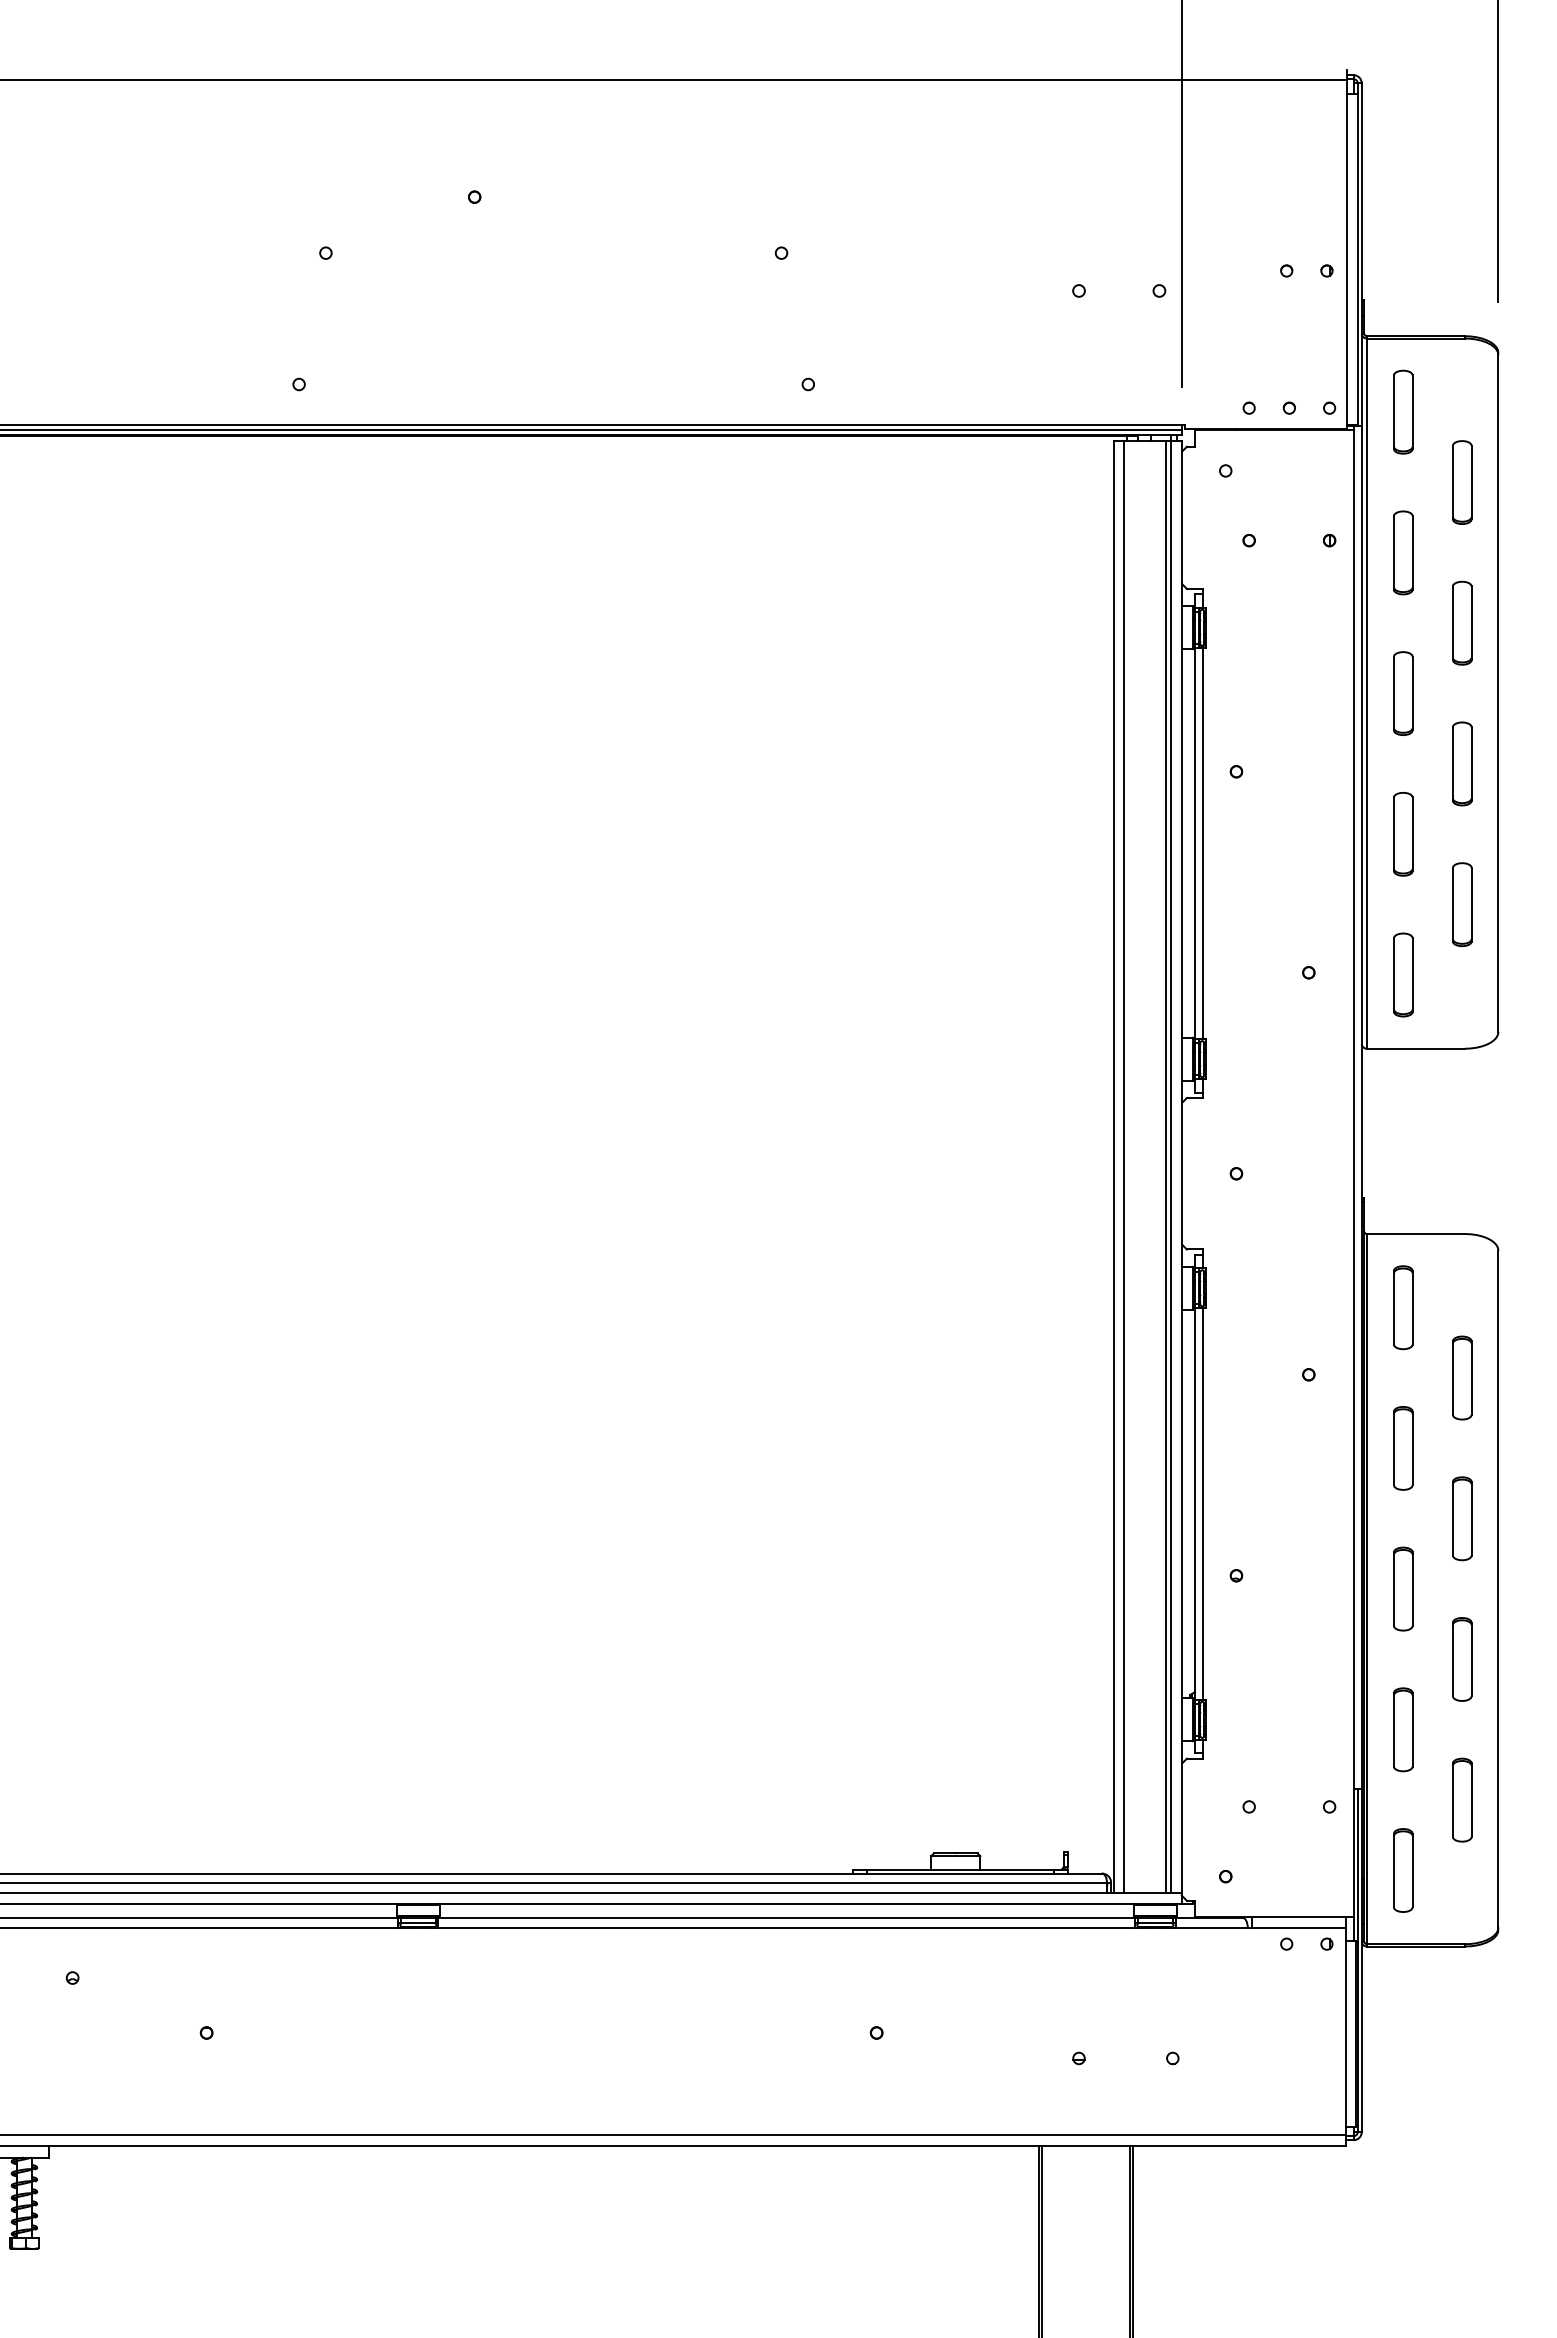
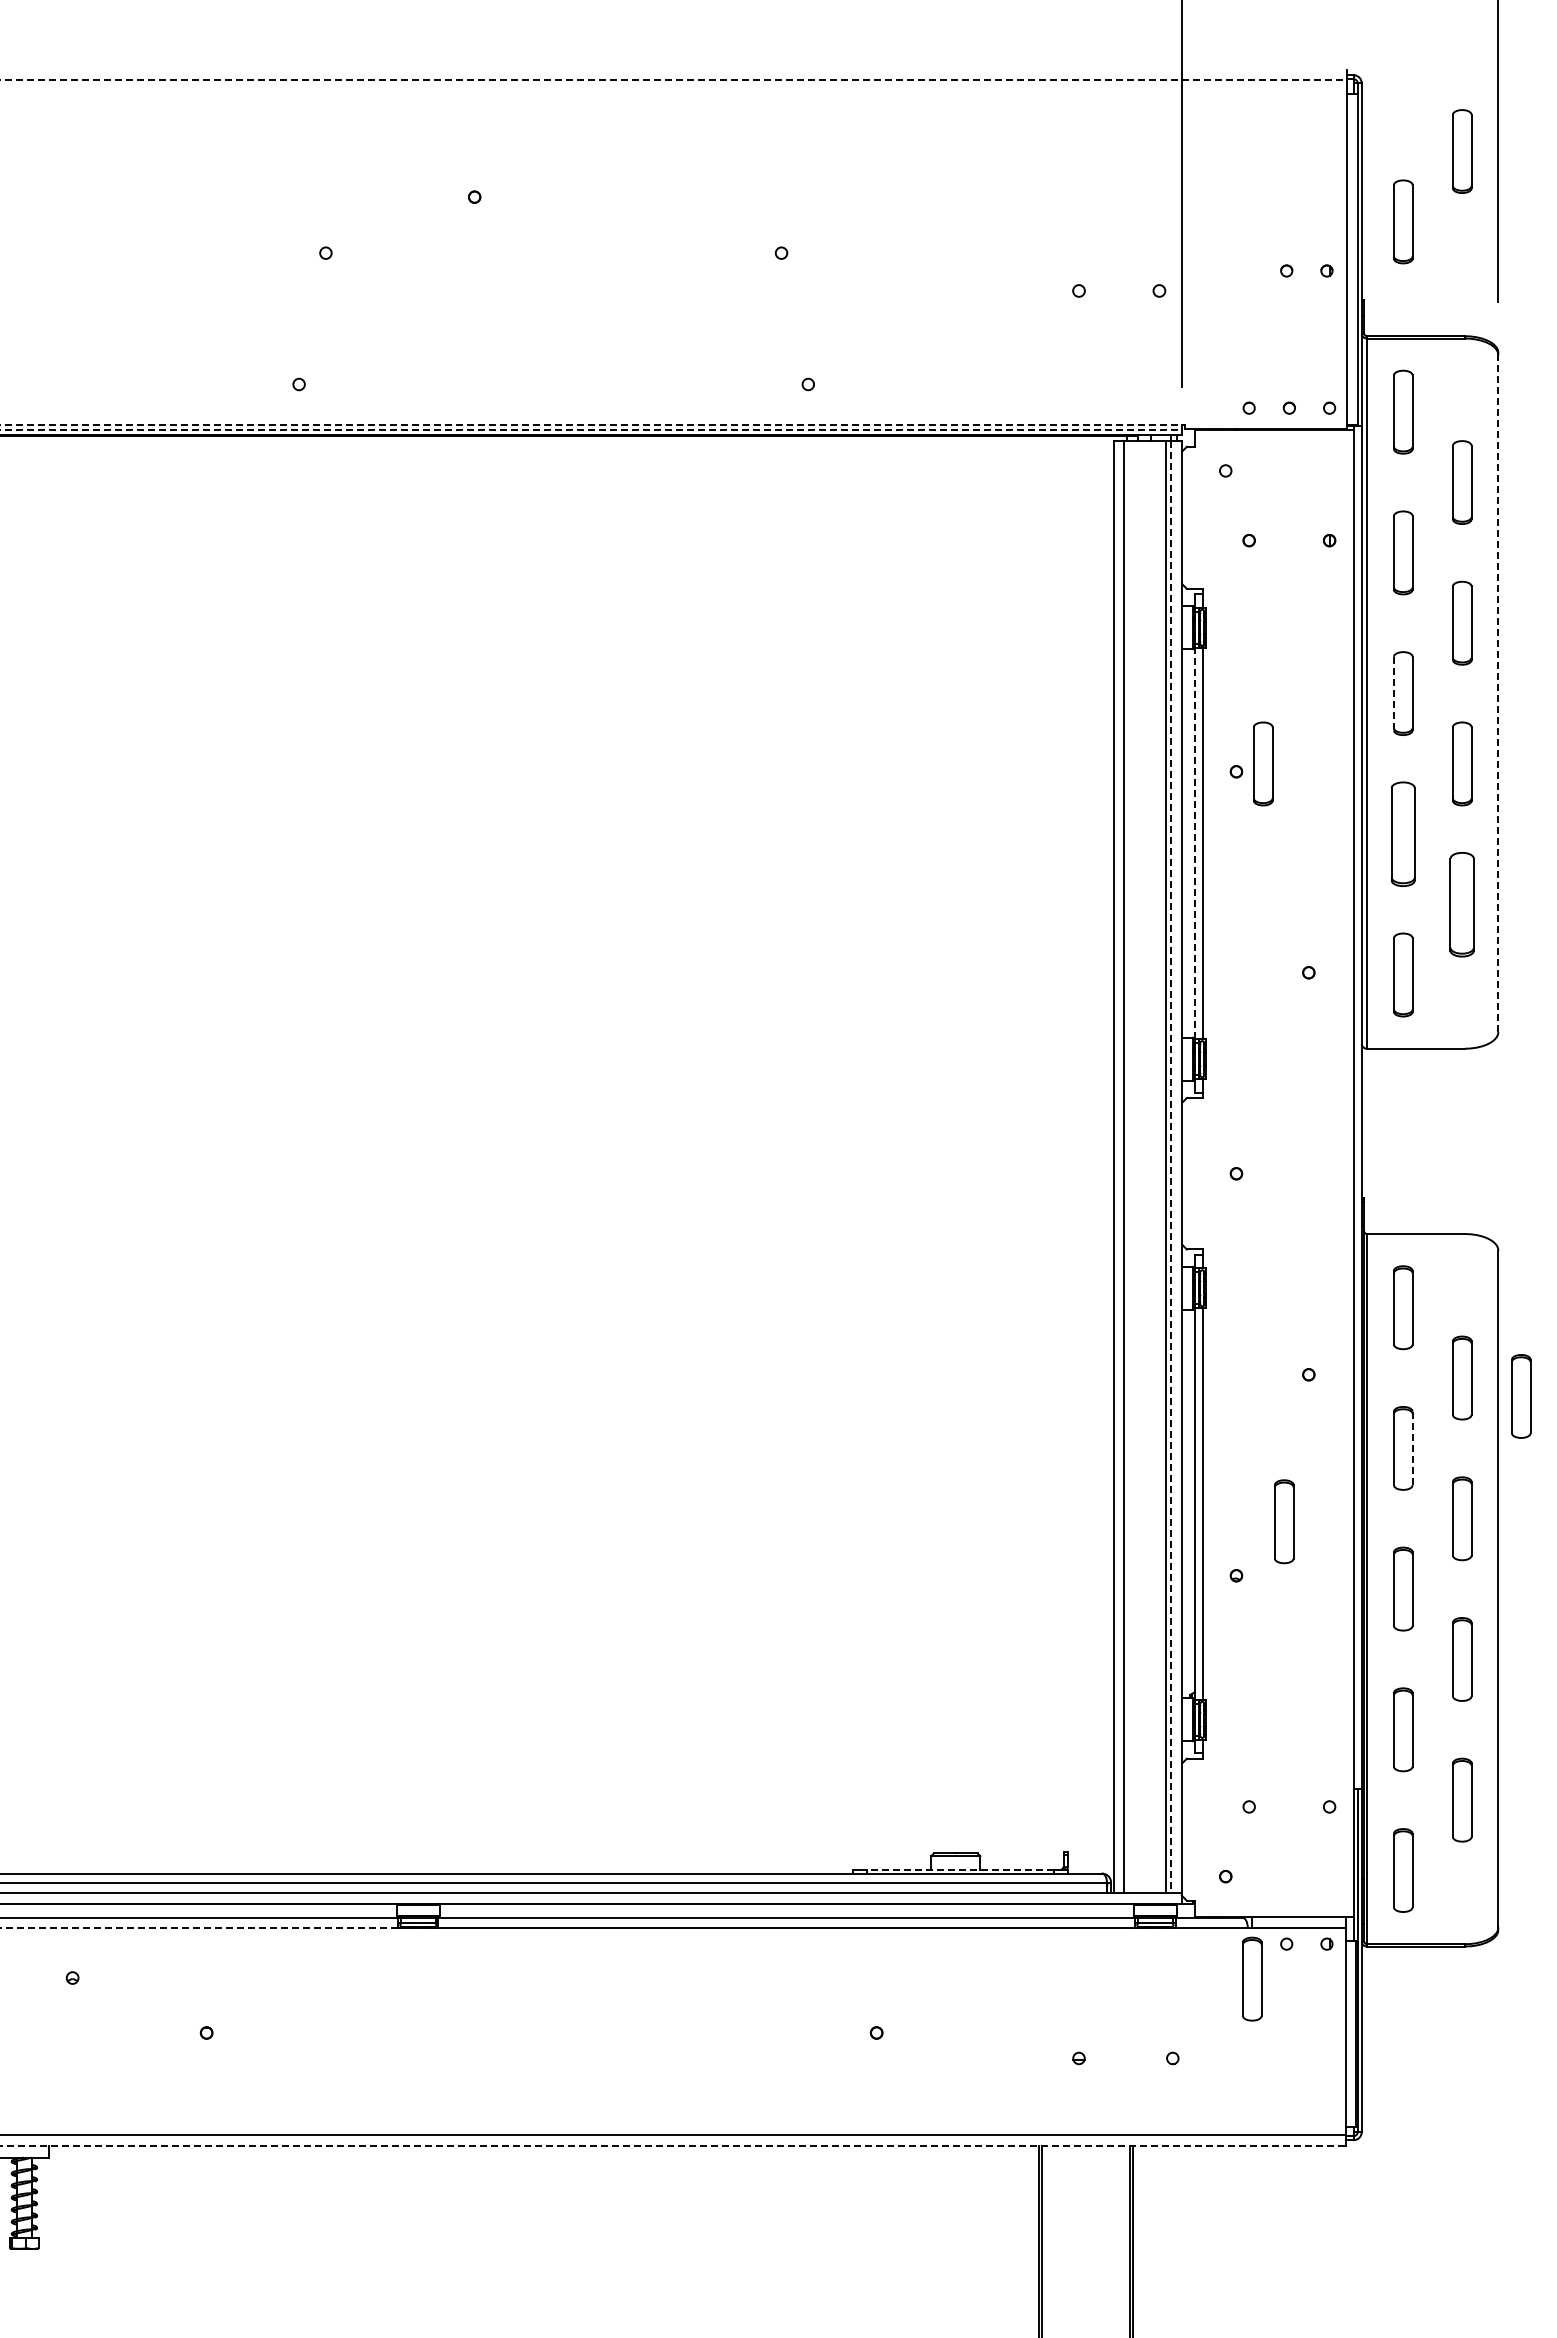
line: solid -> dashed (674, 80)
part: none -> present (1462, 151)
part: none -> present (1403, 221)
line: solid -> dashed (591, 424)
line: solid -> dashed (591, 430)
line: solid -> dashed (1393, 693)
line: solid -> dashed (1498, 693)
part: none -> present (1263, 763)
part size: 21x85 px -> 26x106 px (1402, 833)
line: solid -> dashed (1194, 843)
part size: 21x85 px -> 26x106 px (1461, 904)
line: solid -> dashed (1171, 1167)
part: none -> present (1521, 1396)
line: solid -> dashed (1412, 1448)
part: none -> present (1284, 1521)
line: solid -> dashed (960, 1869)
line: solid -> dashed (199, 1928)
part: none -> present (1252, 1978)
line: solid -> dashed (673, 2146)
